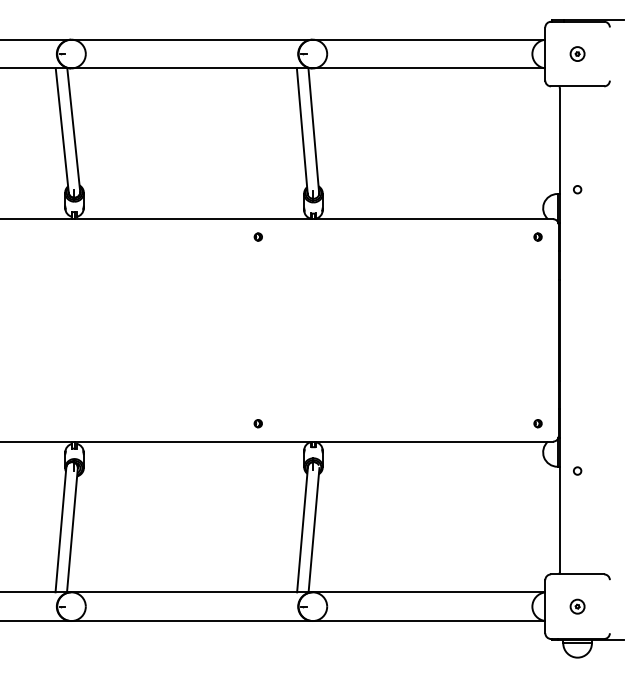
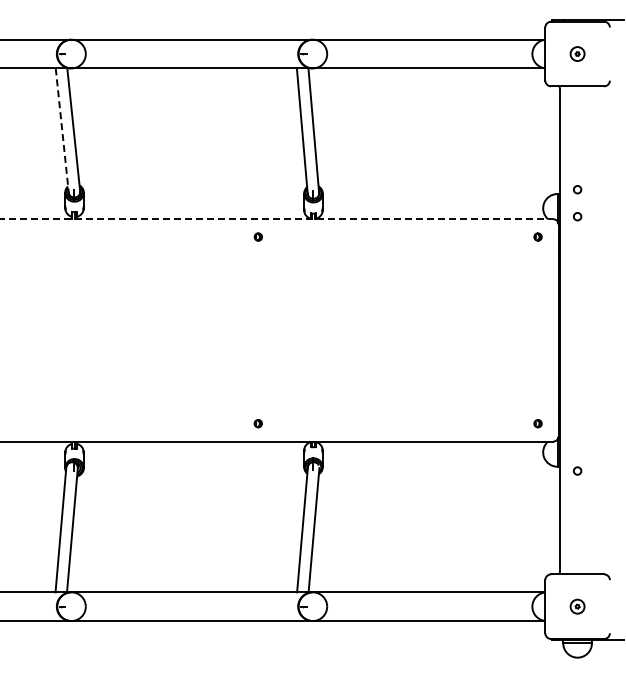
line: solid -> dashed (62, 130)
circle: none -> present (577, 216)
line: solid -> dashed (277, 219)
